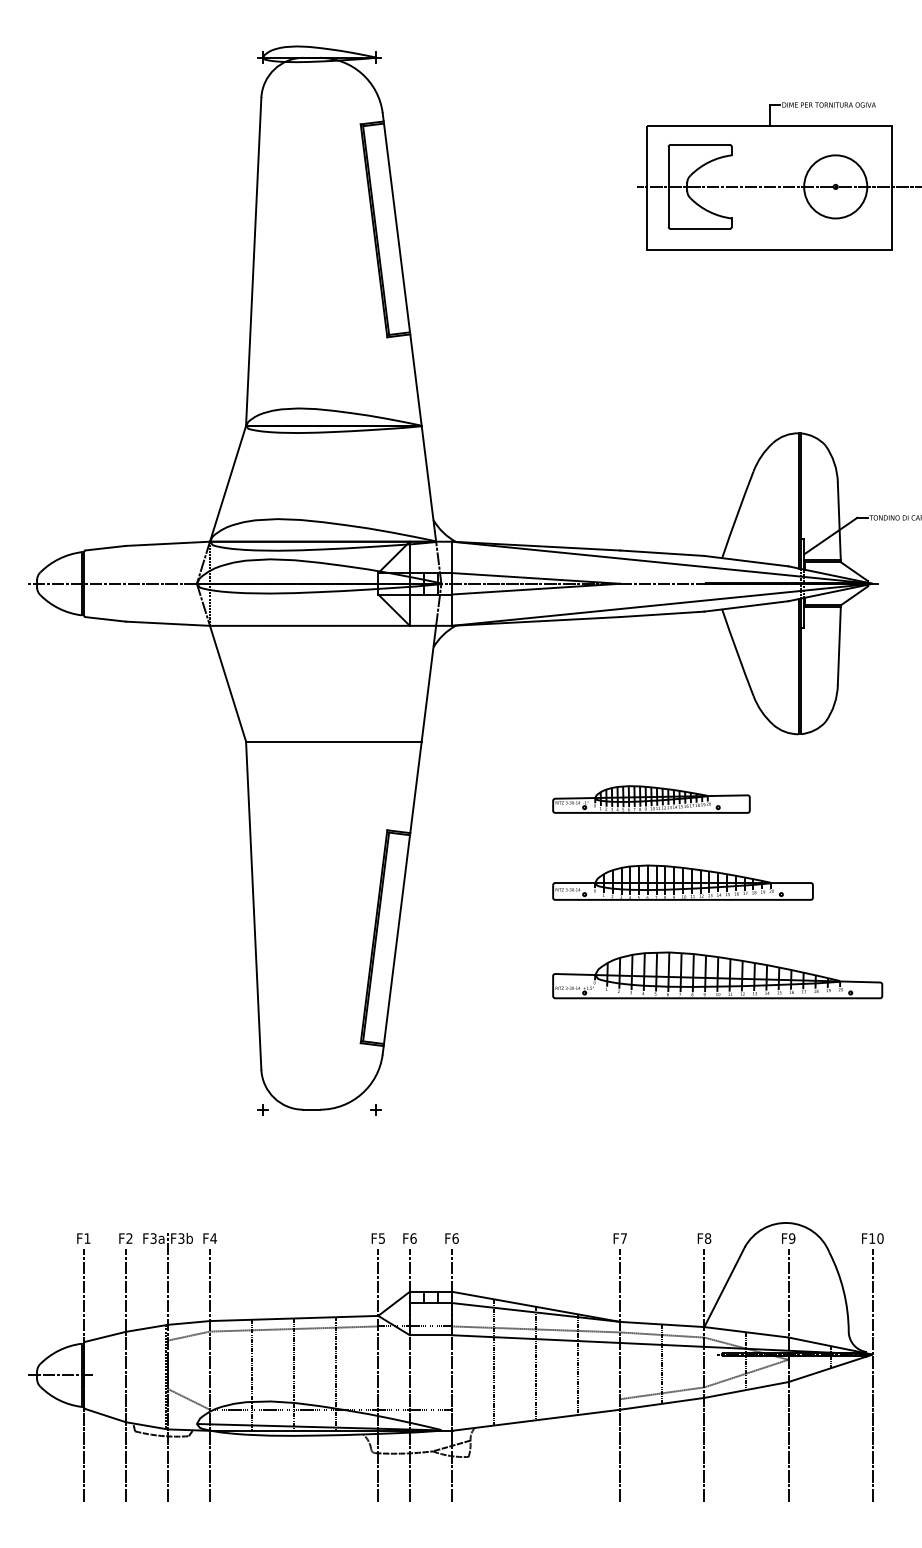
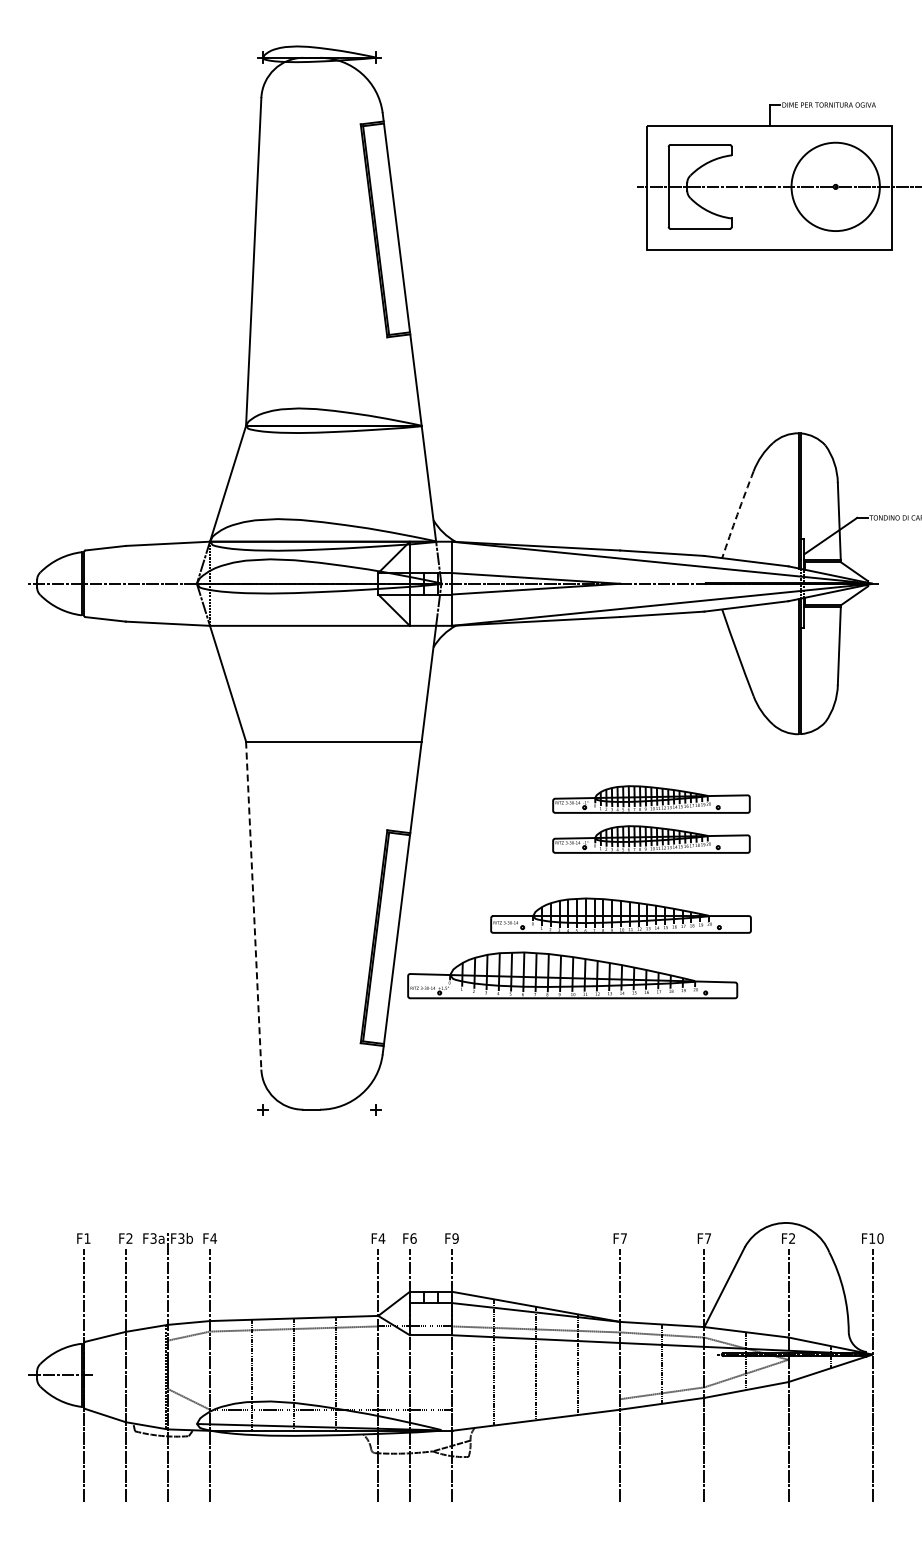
circle diameter: 63 px -> 88 px (835, 186)
arc: solid -> dashed (737, 514)
part: none -> present (651, 839)
part position: (682, 882) -> (620, 915) (620, 915)
line: solid -> dashed (253, 906)
part position: (717, 975) -> (572, 975) (572, 975)
text: F5 -> F4 (381, 1238)
text: F6 -> F9 (455, 1238)
text: F8 -> F7 (708, 1238)
text: F9 -> F2 (792, 1238)
